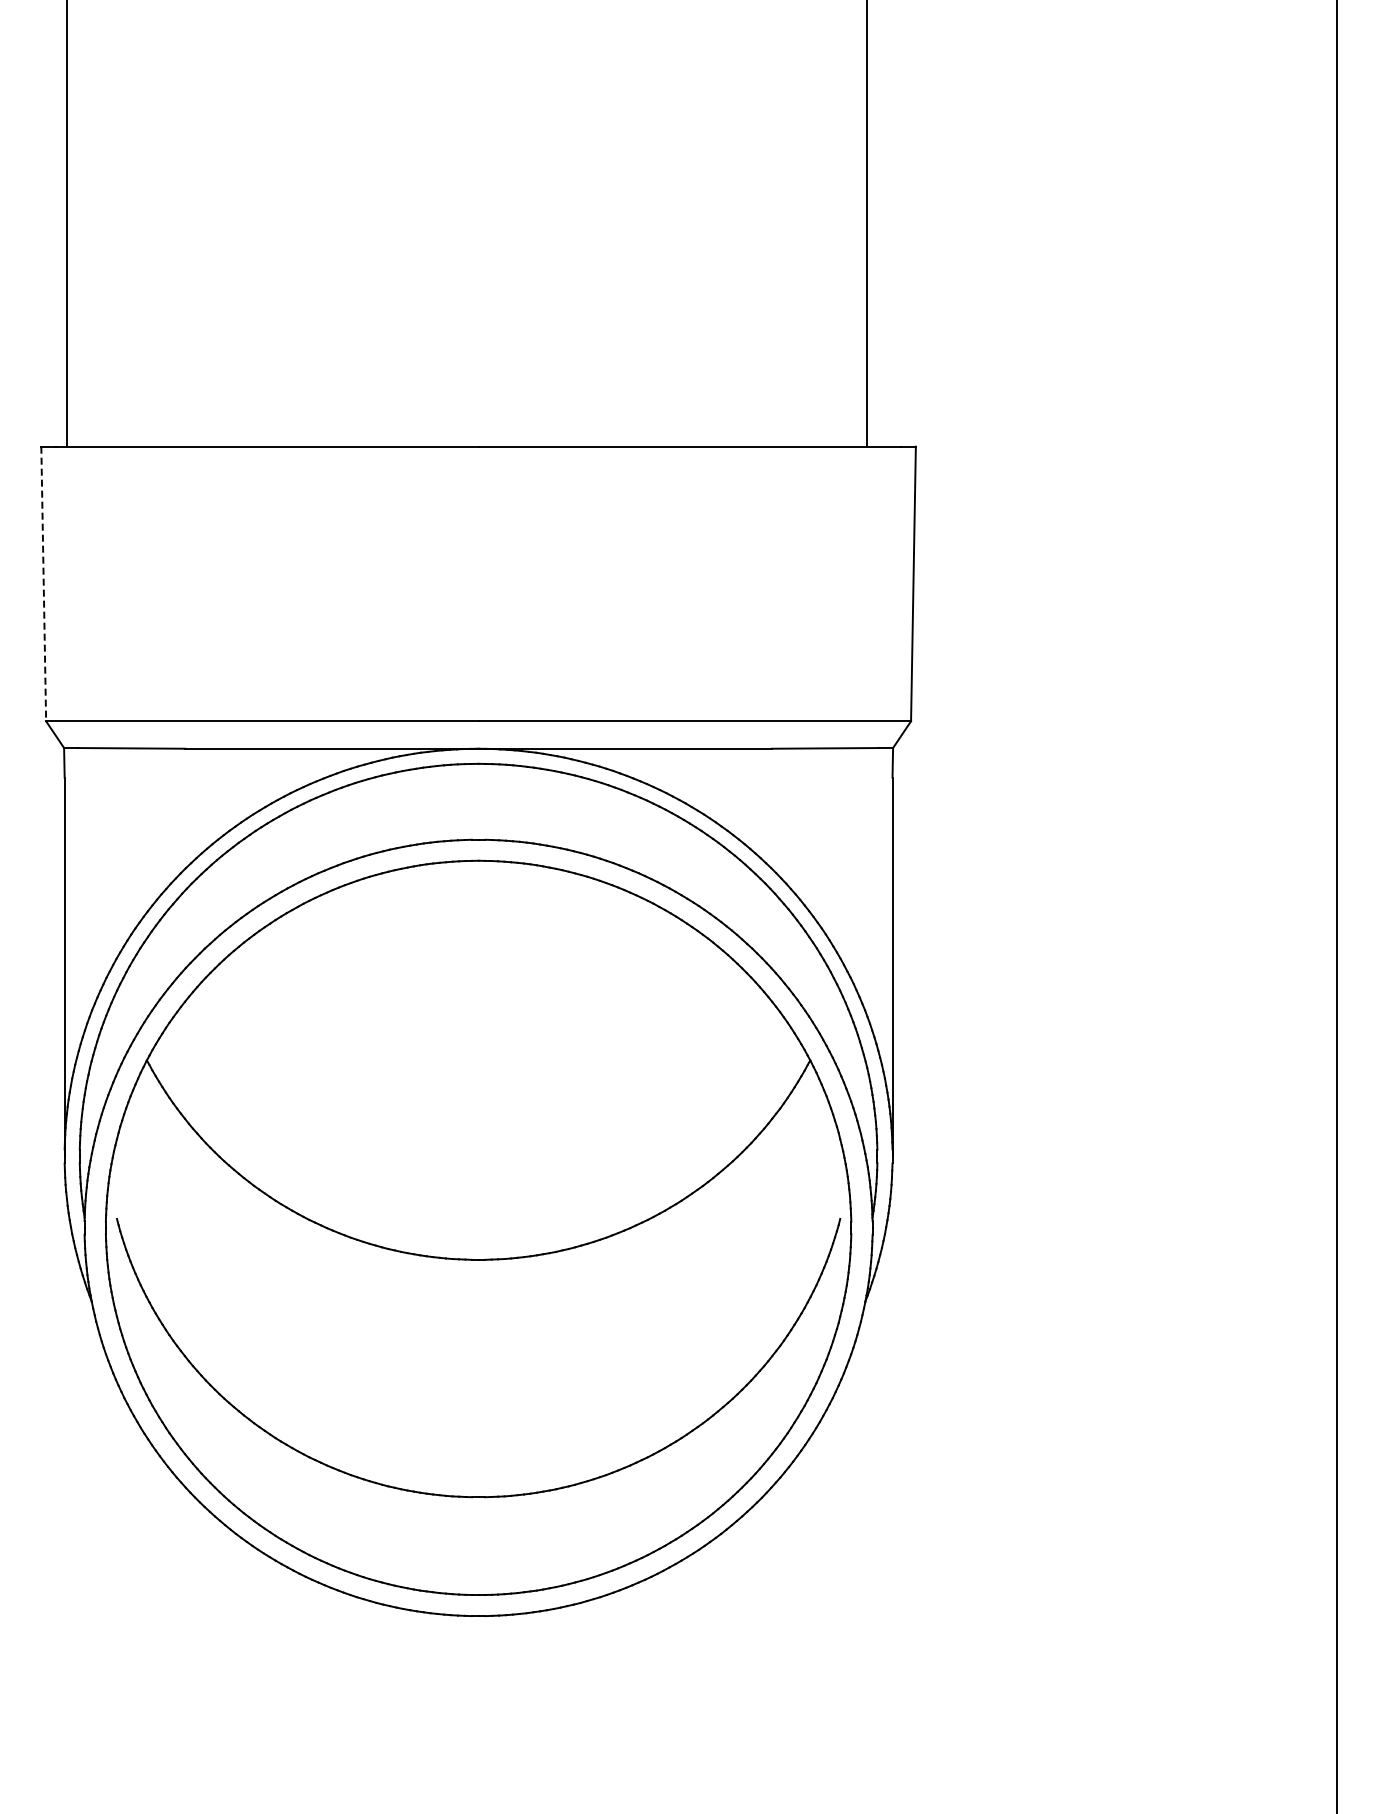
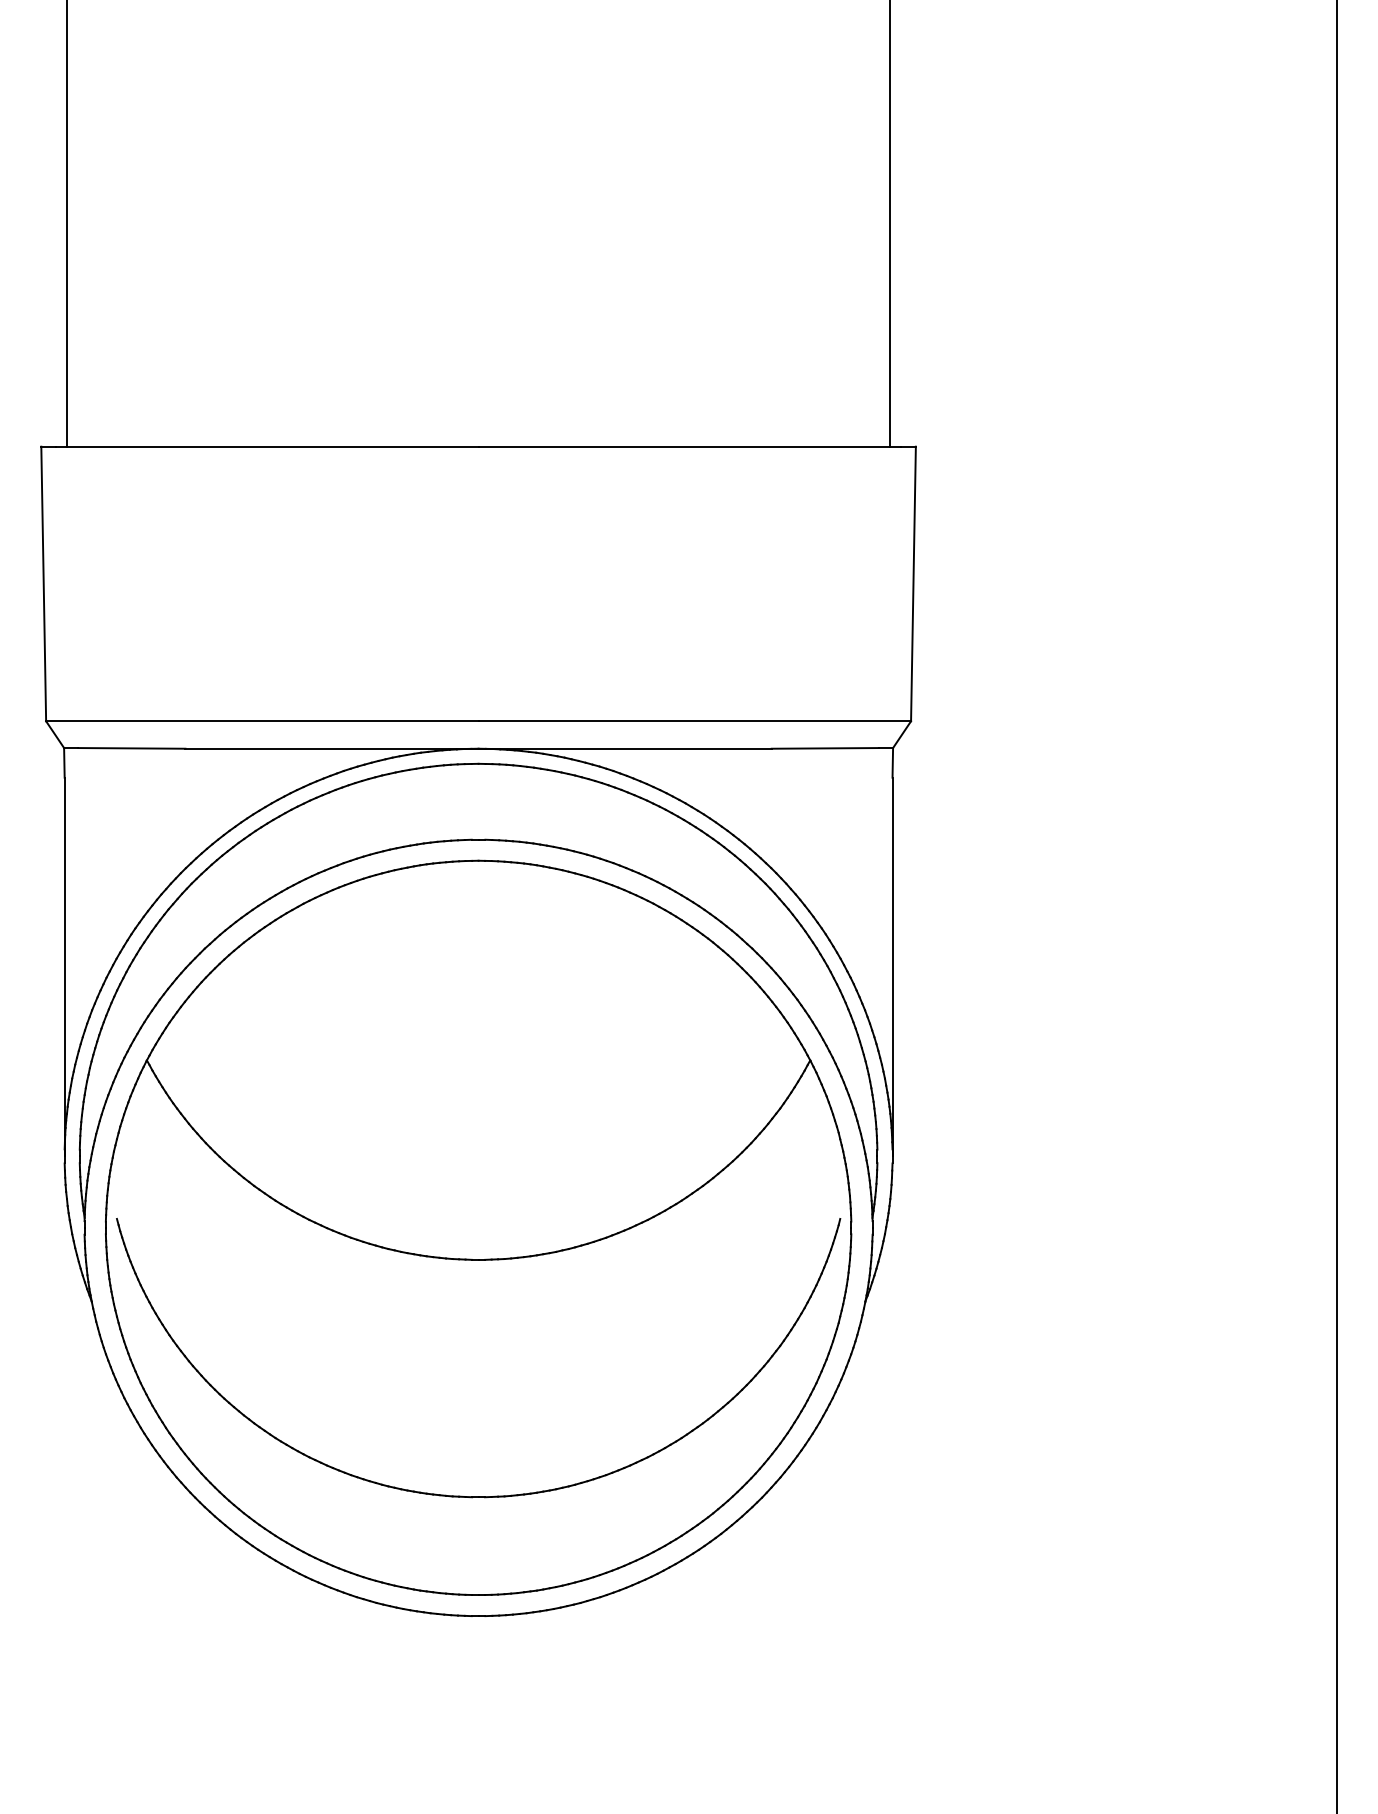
line position: (867, 224) -> (890, 224) (890, 224)
line: dashed -> solid (43, 584)
